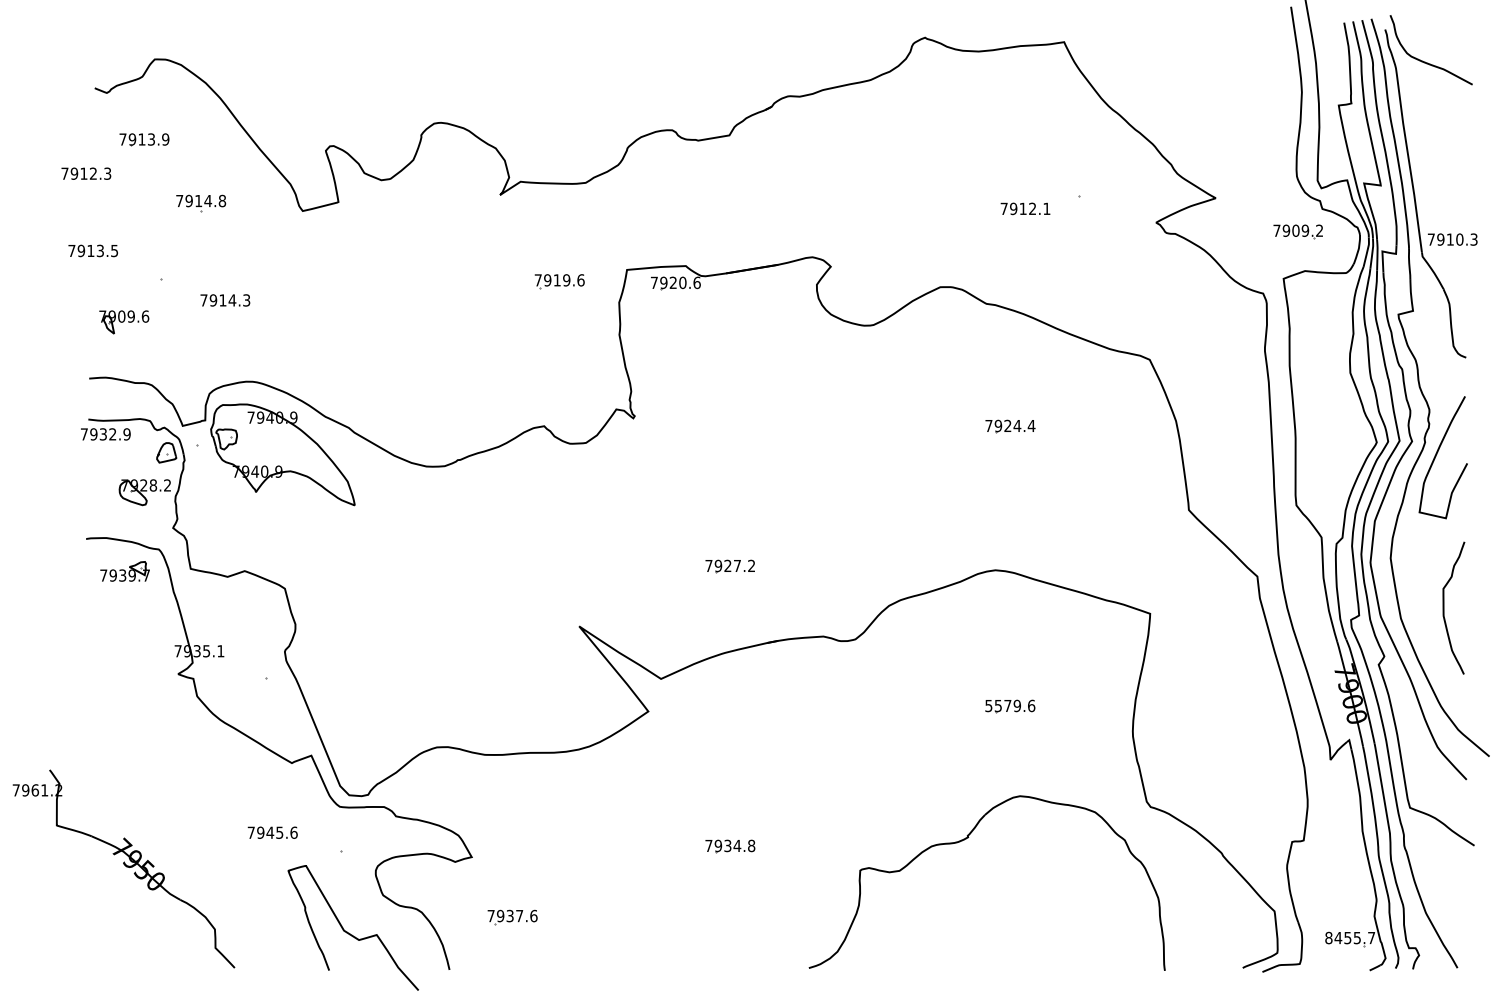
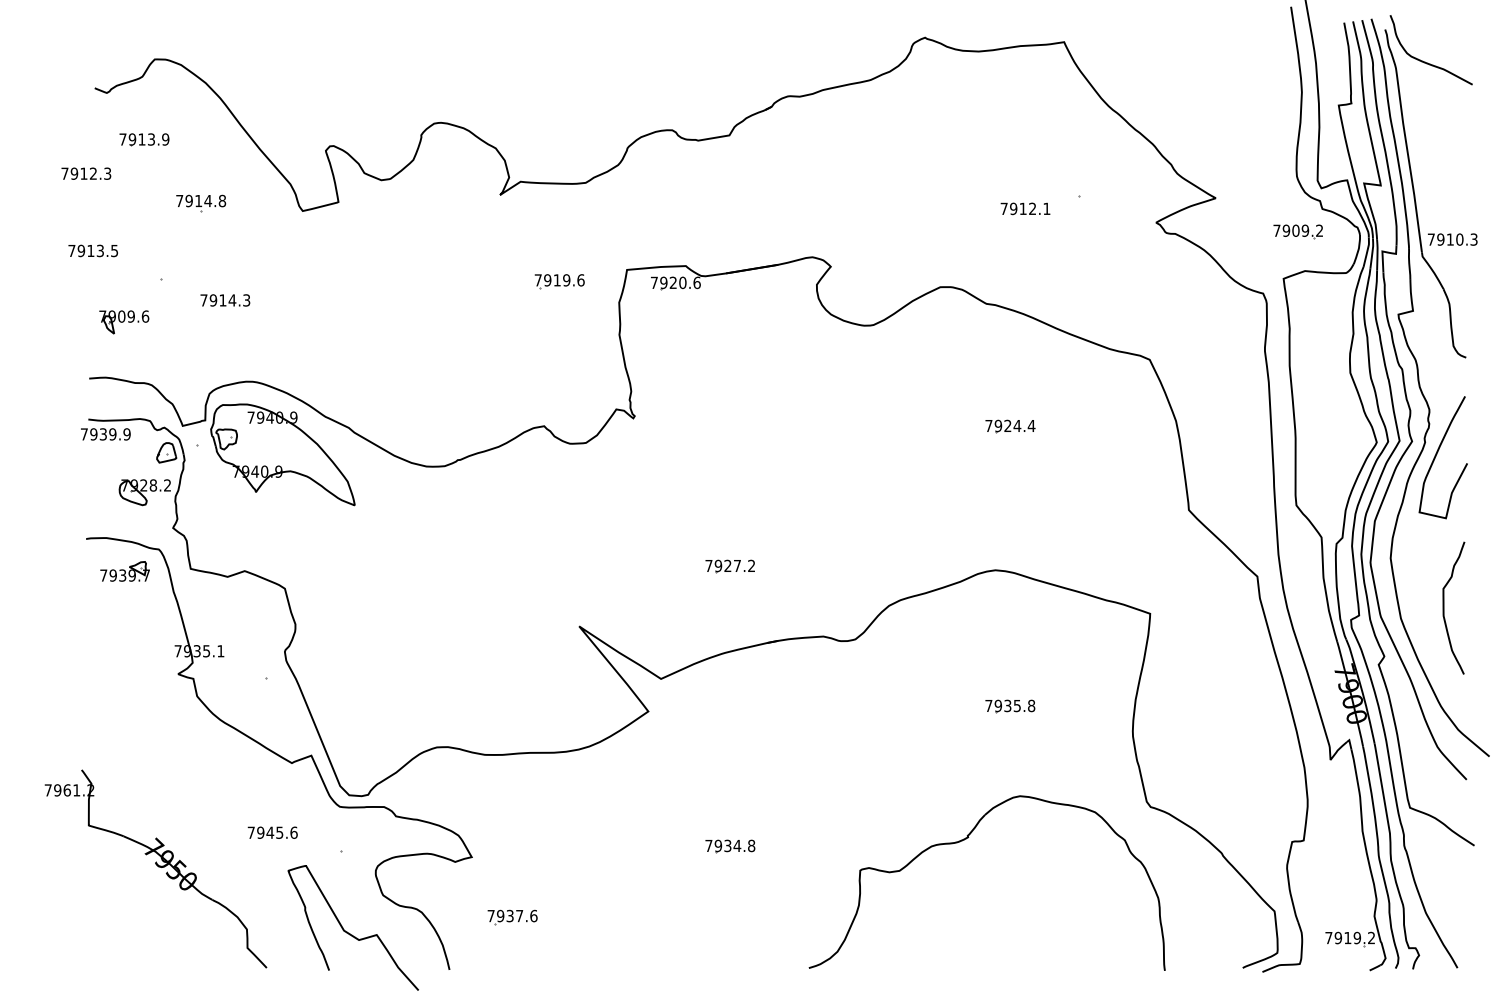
text: 7932.9 -> 7939.9 (112, 434)
text: 5579.6 -> 7935.8 (1010, 705)
part position: (123, 868) -> (155, 868) (155, 868)
text: 8455.7 -> 7919.2 (1350, 937)
